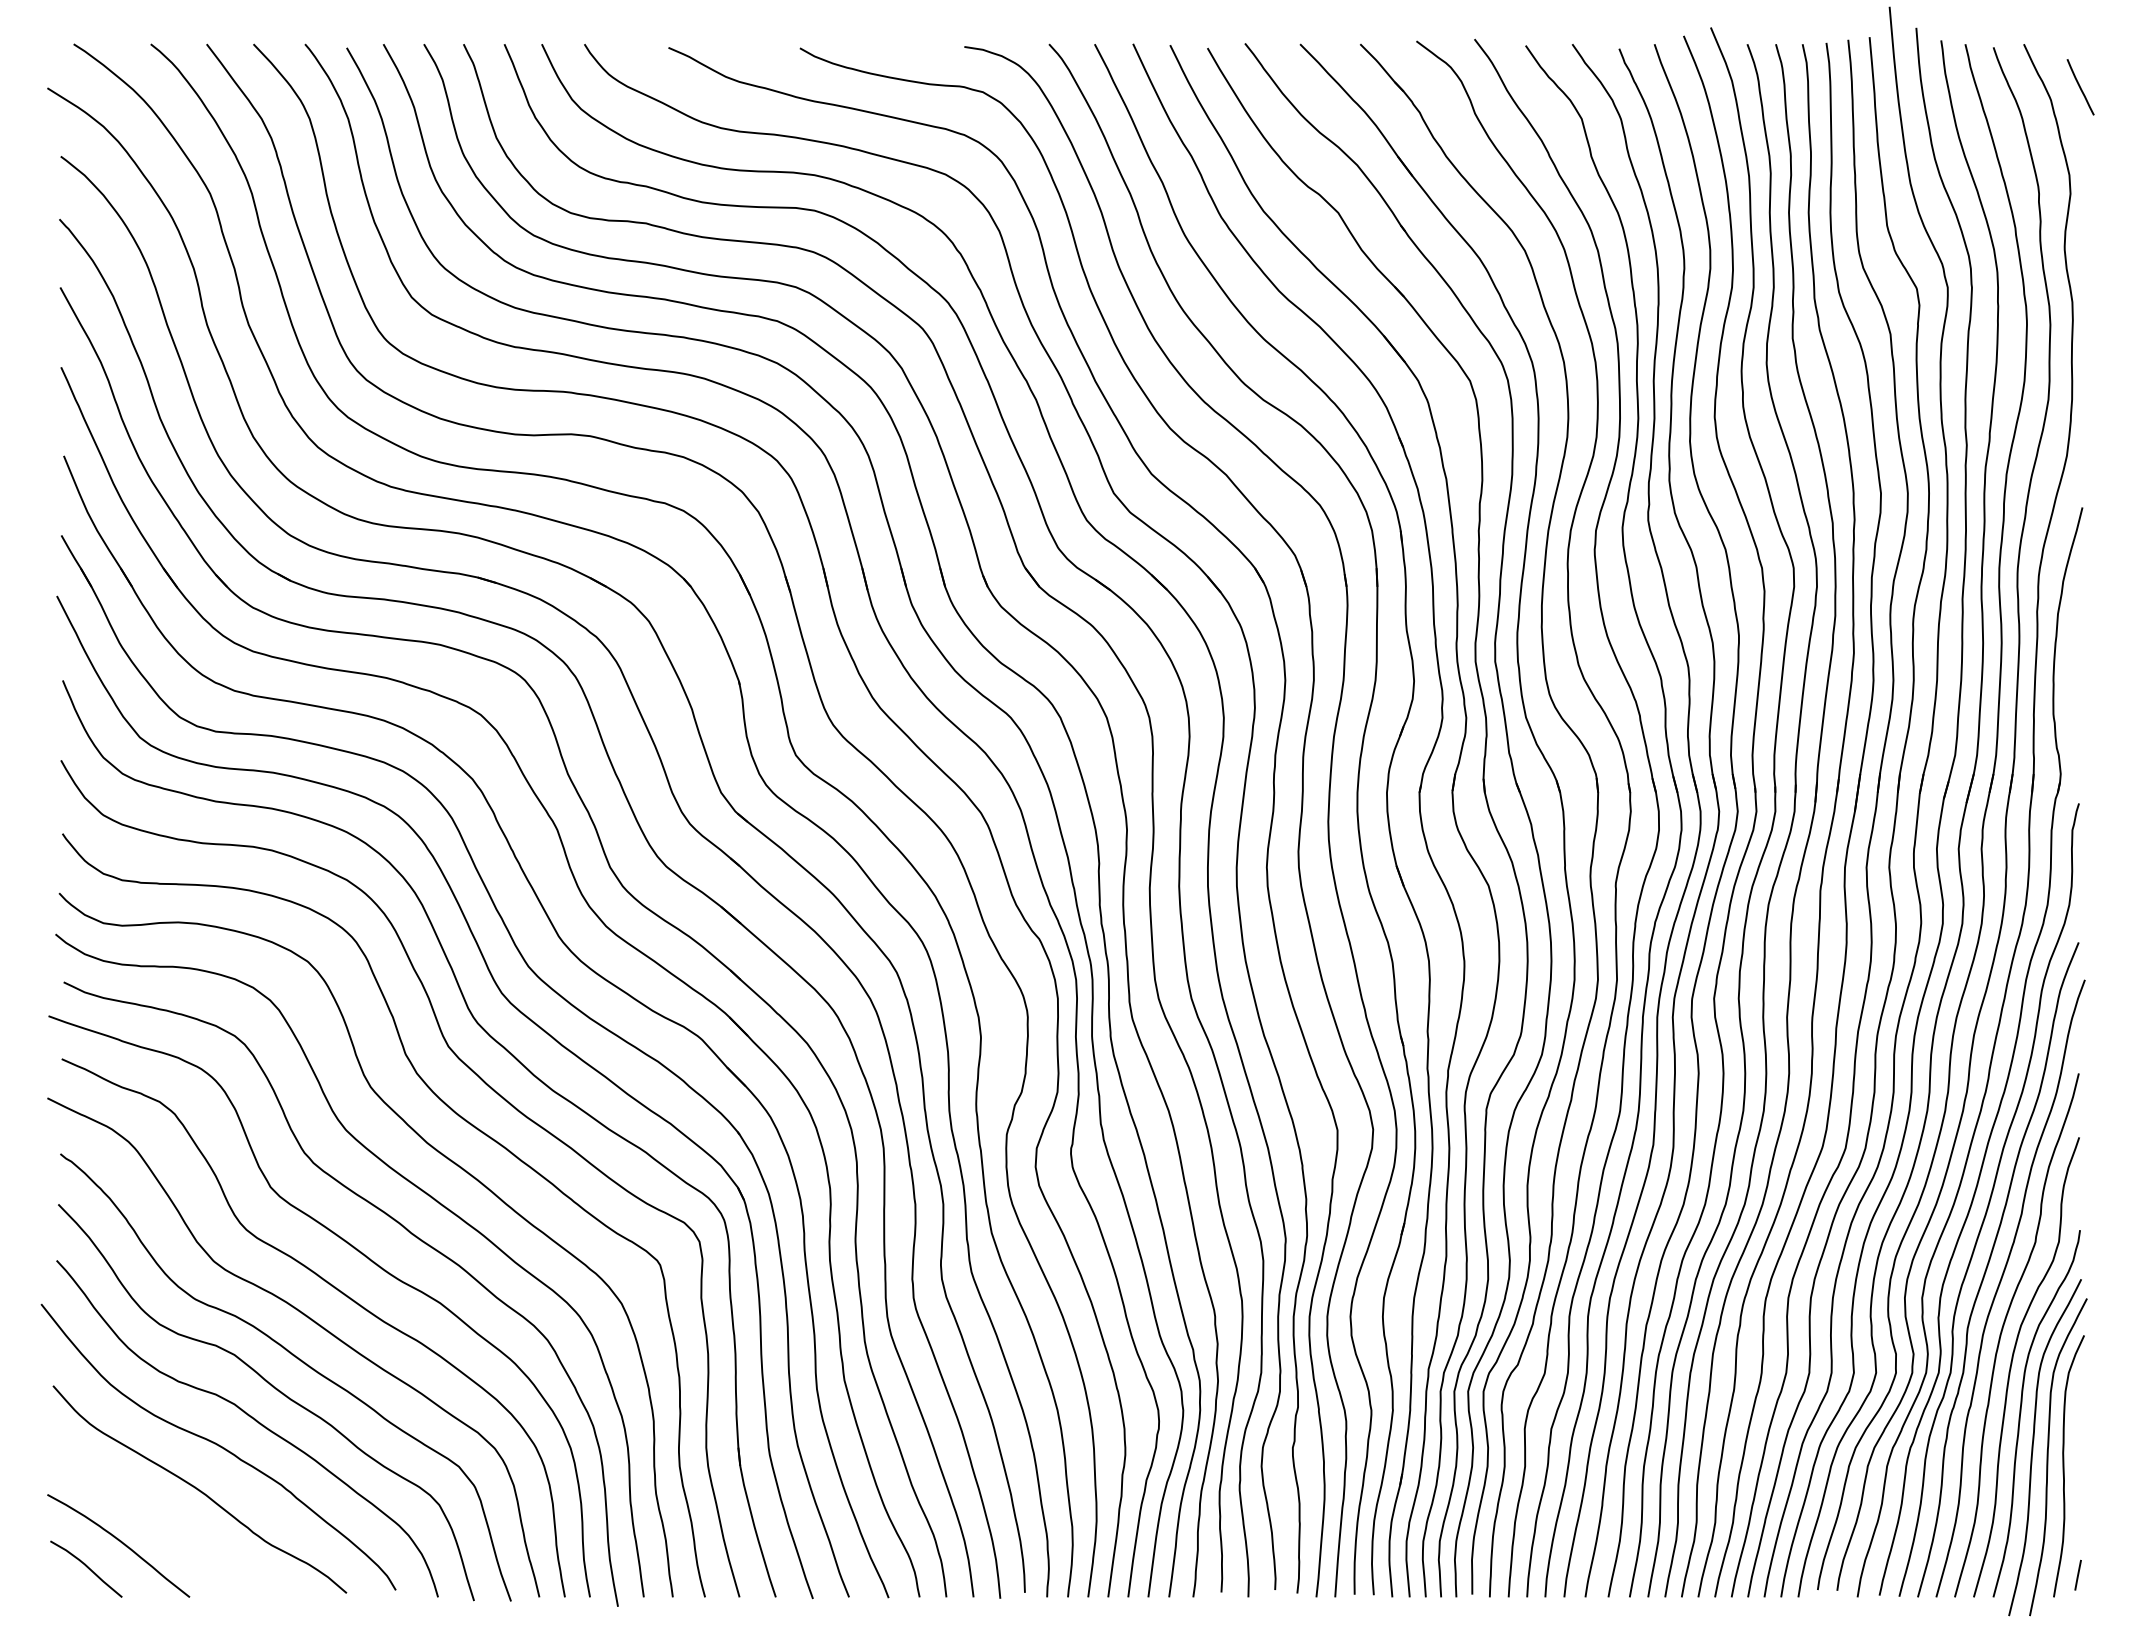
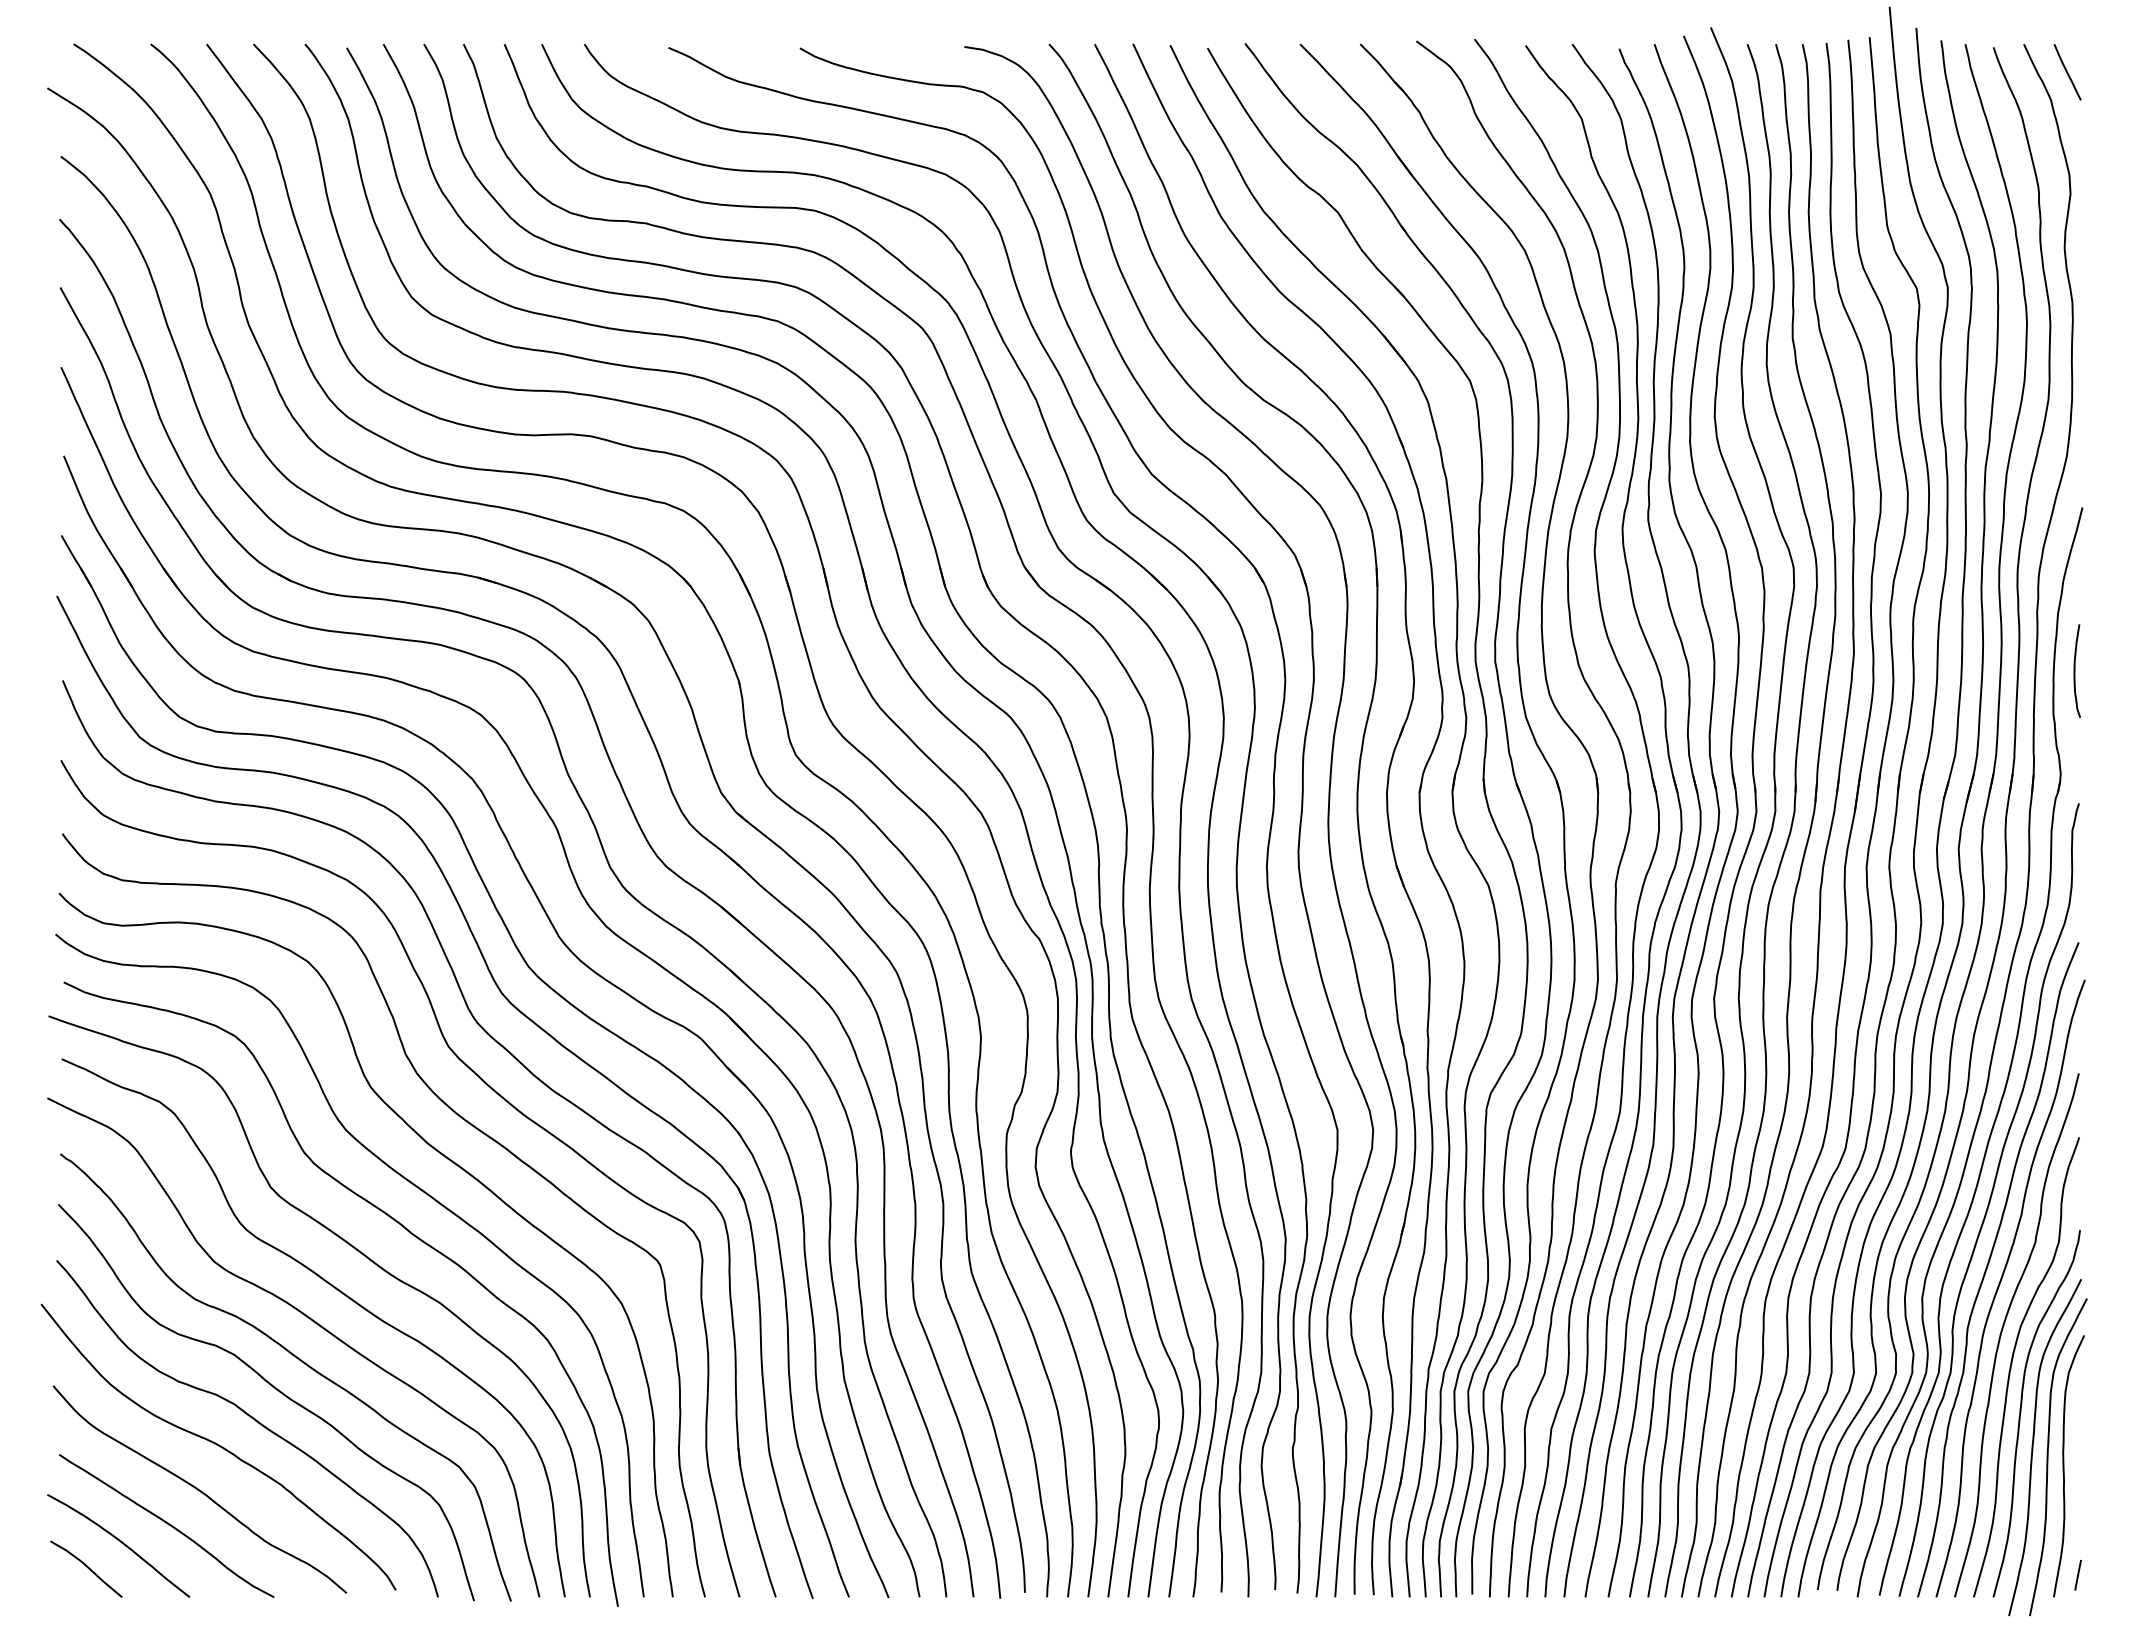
line position: (2080, 87) -> (2067, 72) (2067, 72)
curve: none -> present (2075, 670)
curve: none -> present (167, 1524)
